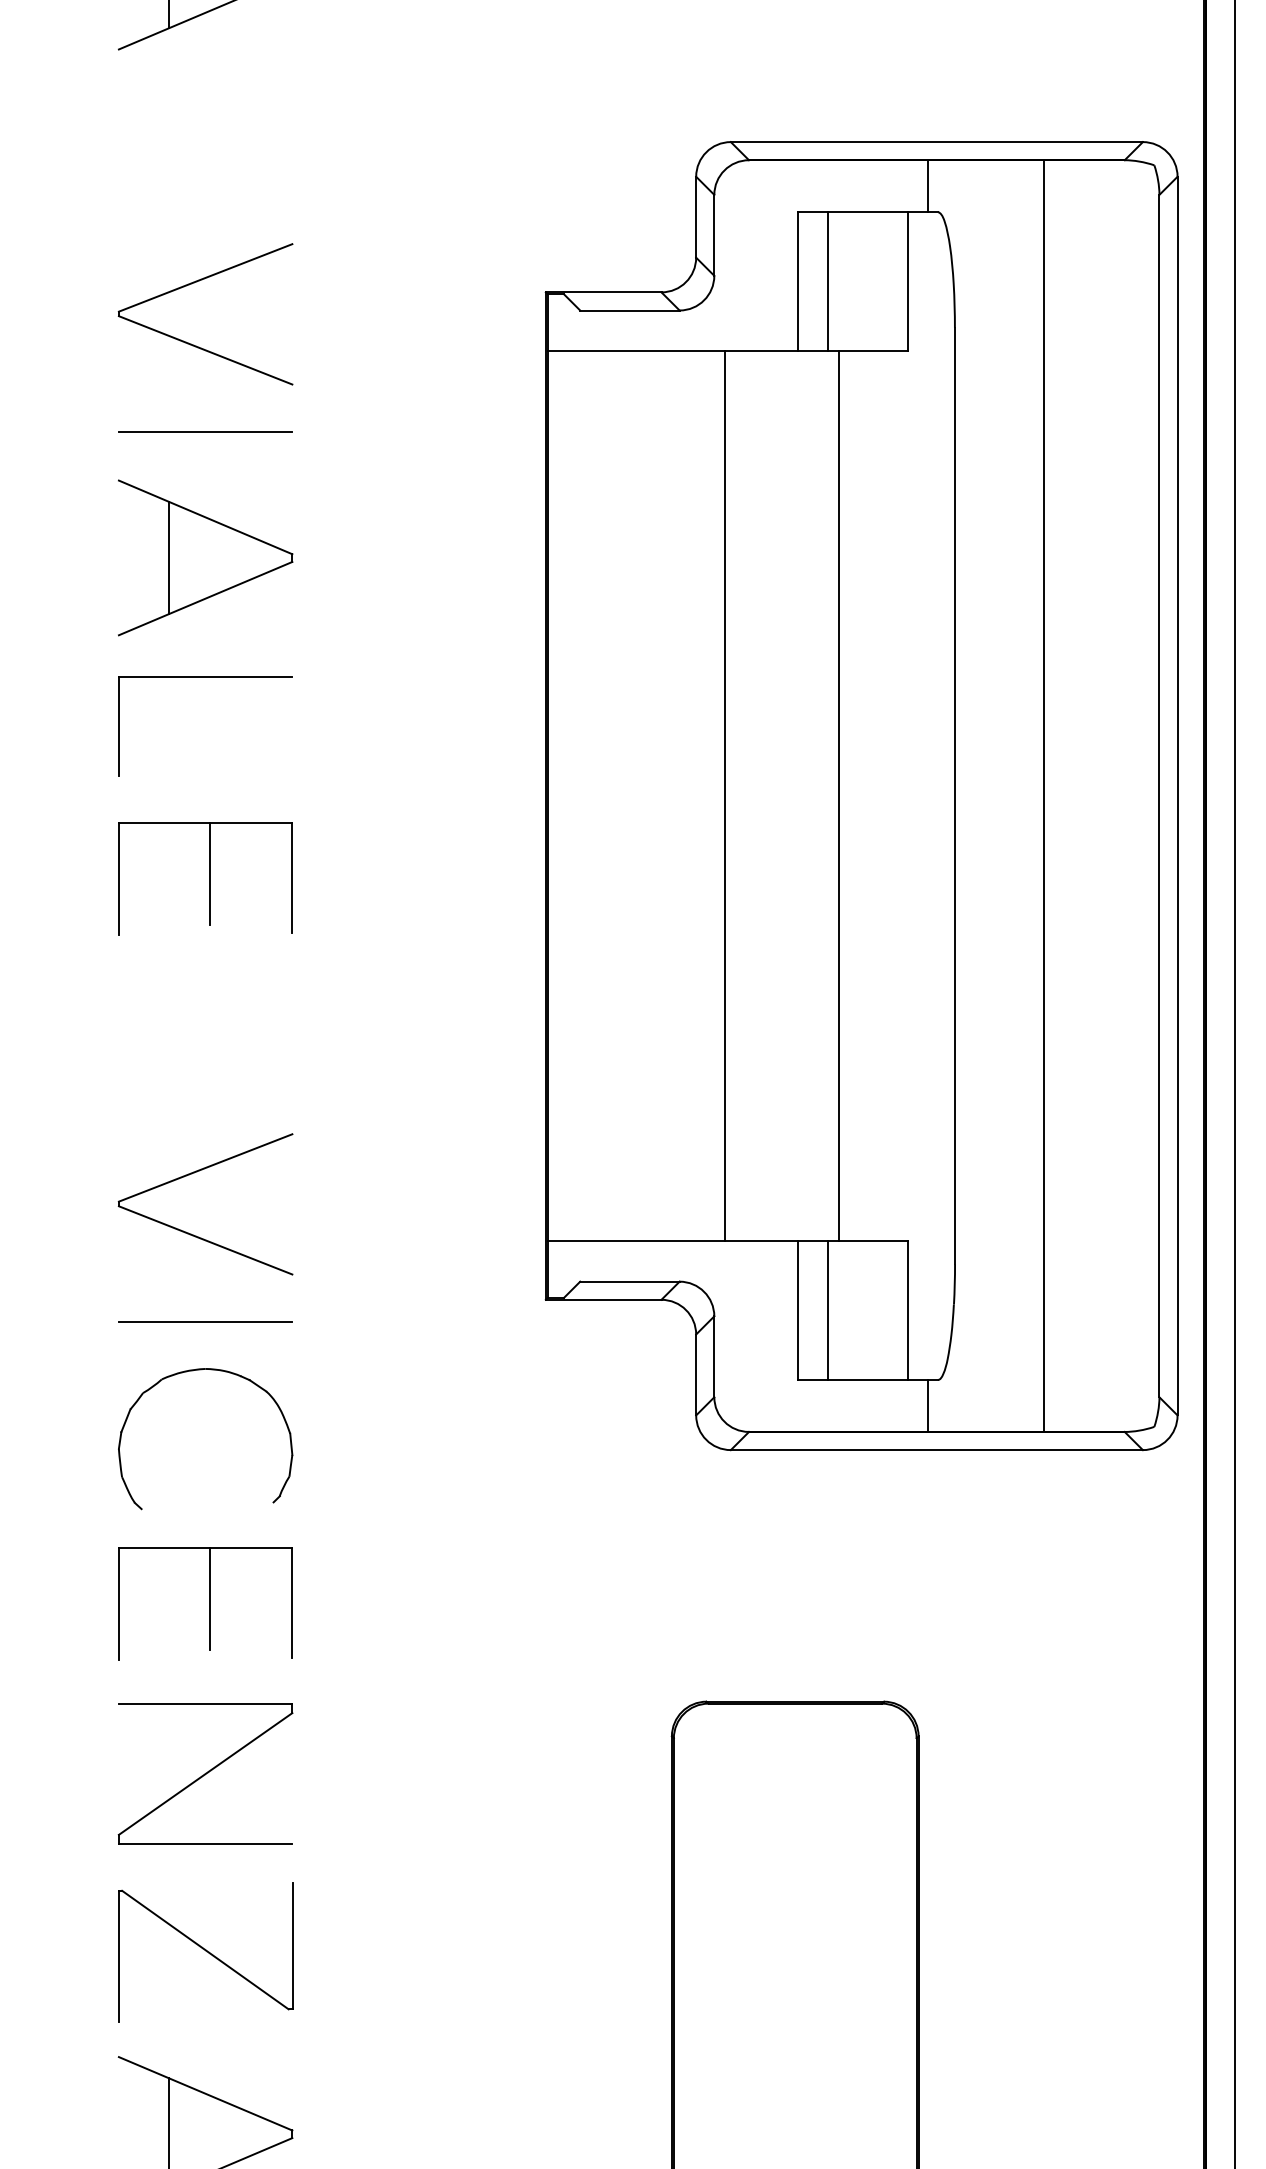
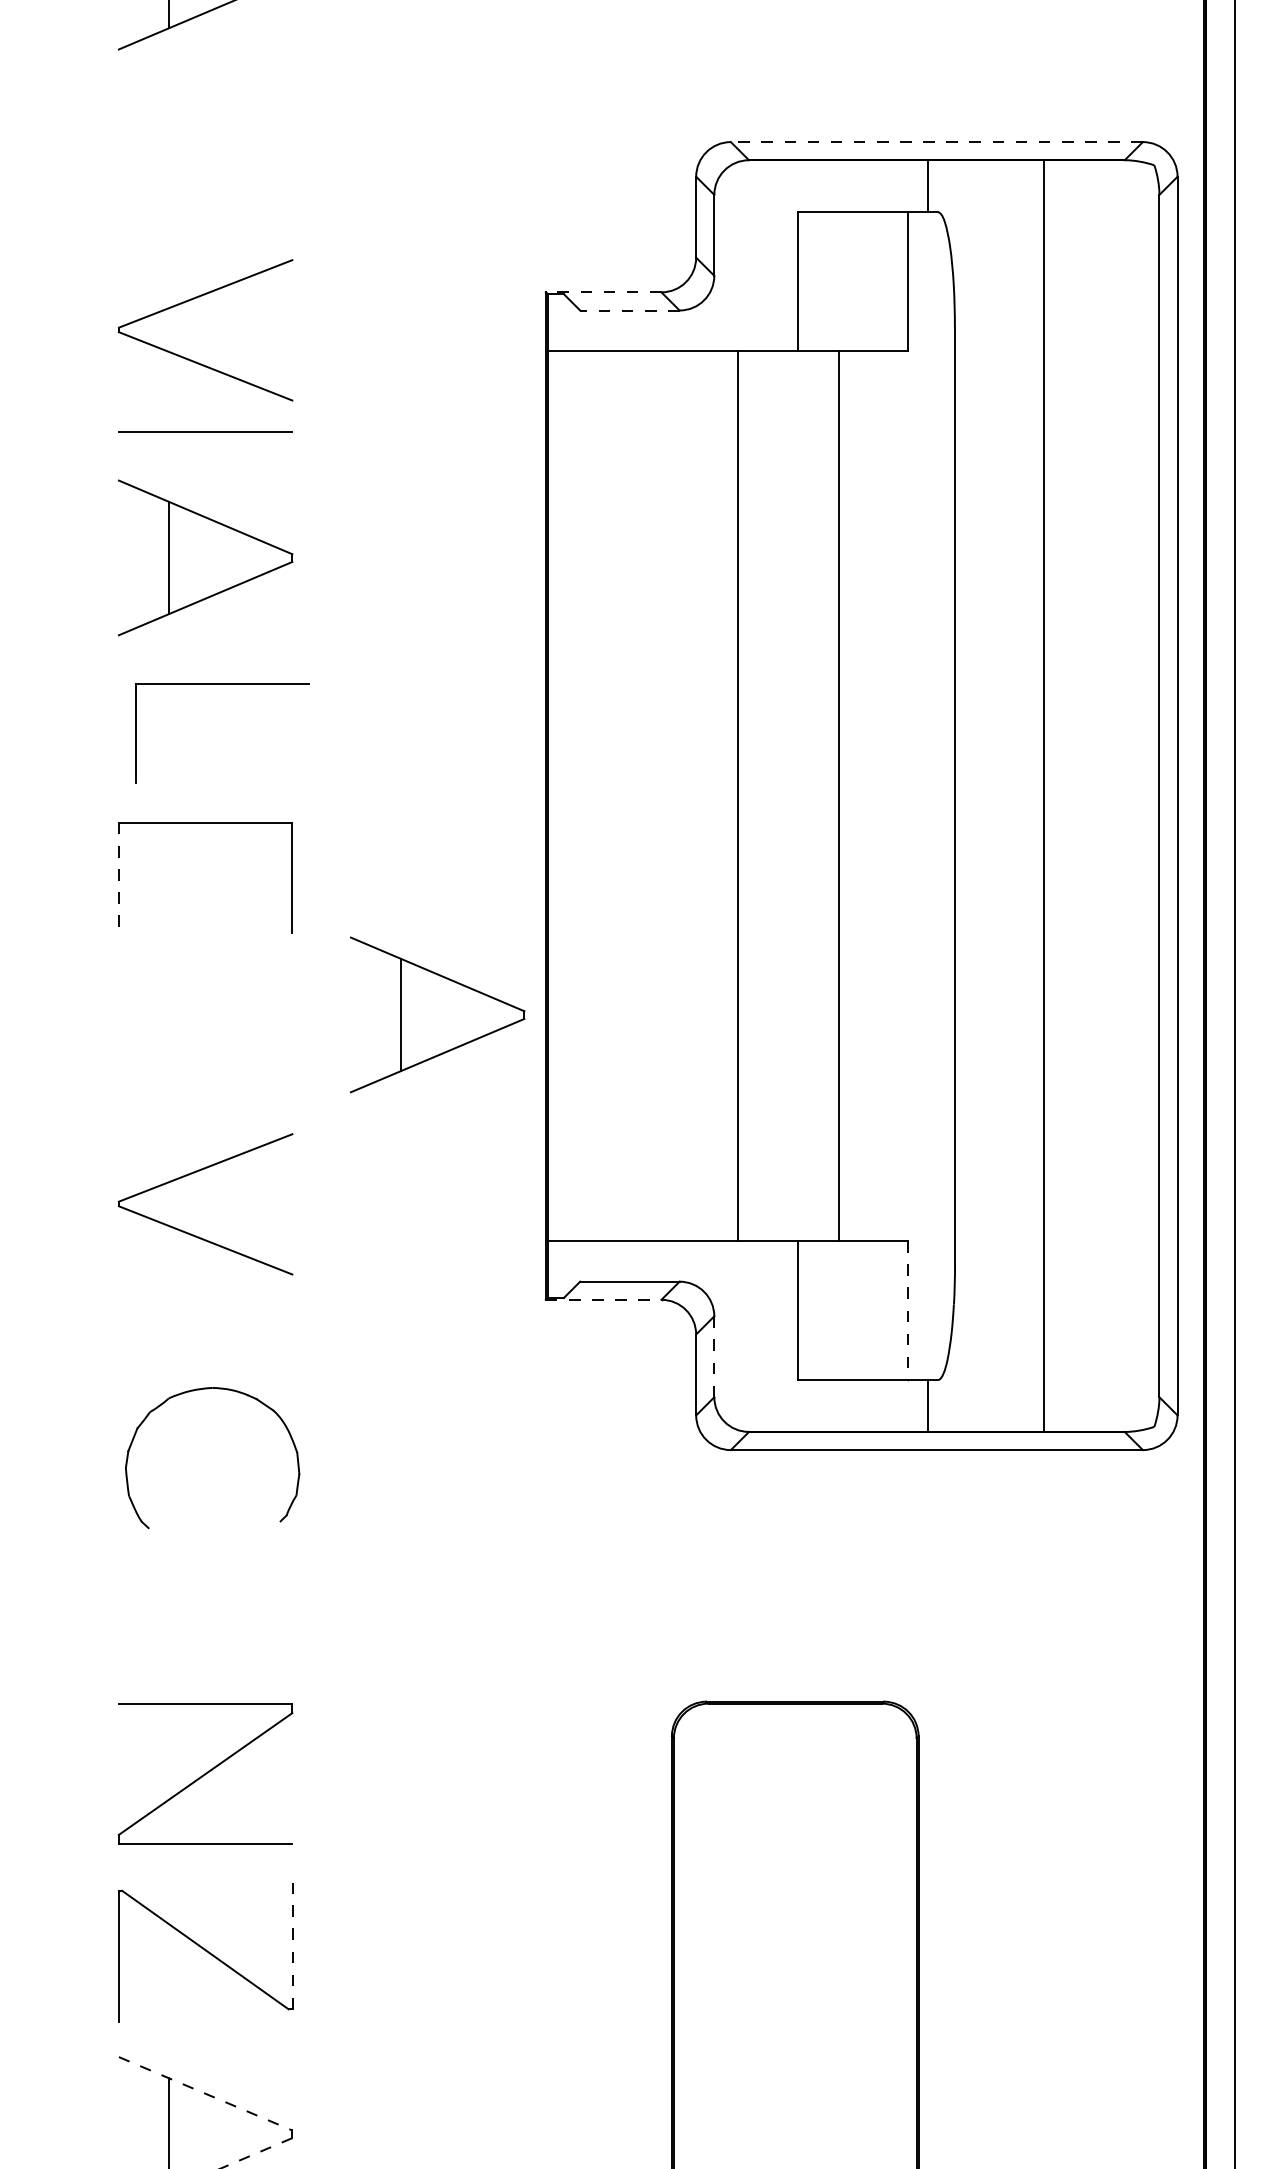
line: solid -> dashed (936, 142)
line: present -> none (827, 281)
line: solid -> dashed (603, 292)
line: solid -> dashed (629, 310)
part position: (191, 343) -> (191, 359) (191, 359)
part position: (205, 677) -> (222, 684) (222, 684)
line position: (724, 795) -> (737, 795) (737, 795)
line: present -> none (209, 873)
line: solid -> dashed (118, 879)
part: none -> present (437, 1014)
line: solid -> dashed (603, 1299)
line: present -> none (827, 1310)
line: solid -> dashed (907, 1311)
line: present -> none (205, 1321)
line: solid -> dashed (714, 1357)
part position: (193, 1371) -> (200, 1390) (200, 1390)
part: present -> none (205, 1603)
line: solid -> dashed (292, 1946)
line: solid -> dashed (206, 2093)
line: solid -> dashed (255, 2153)
